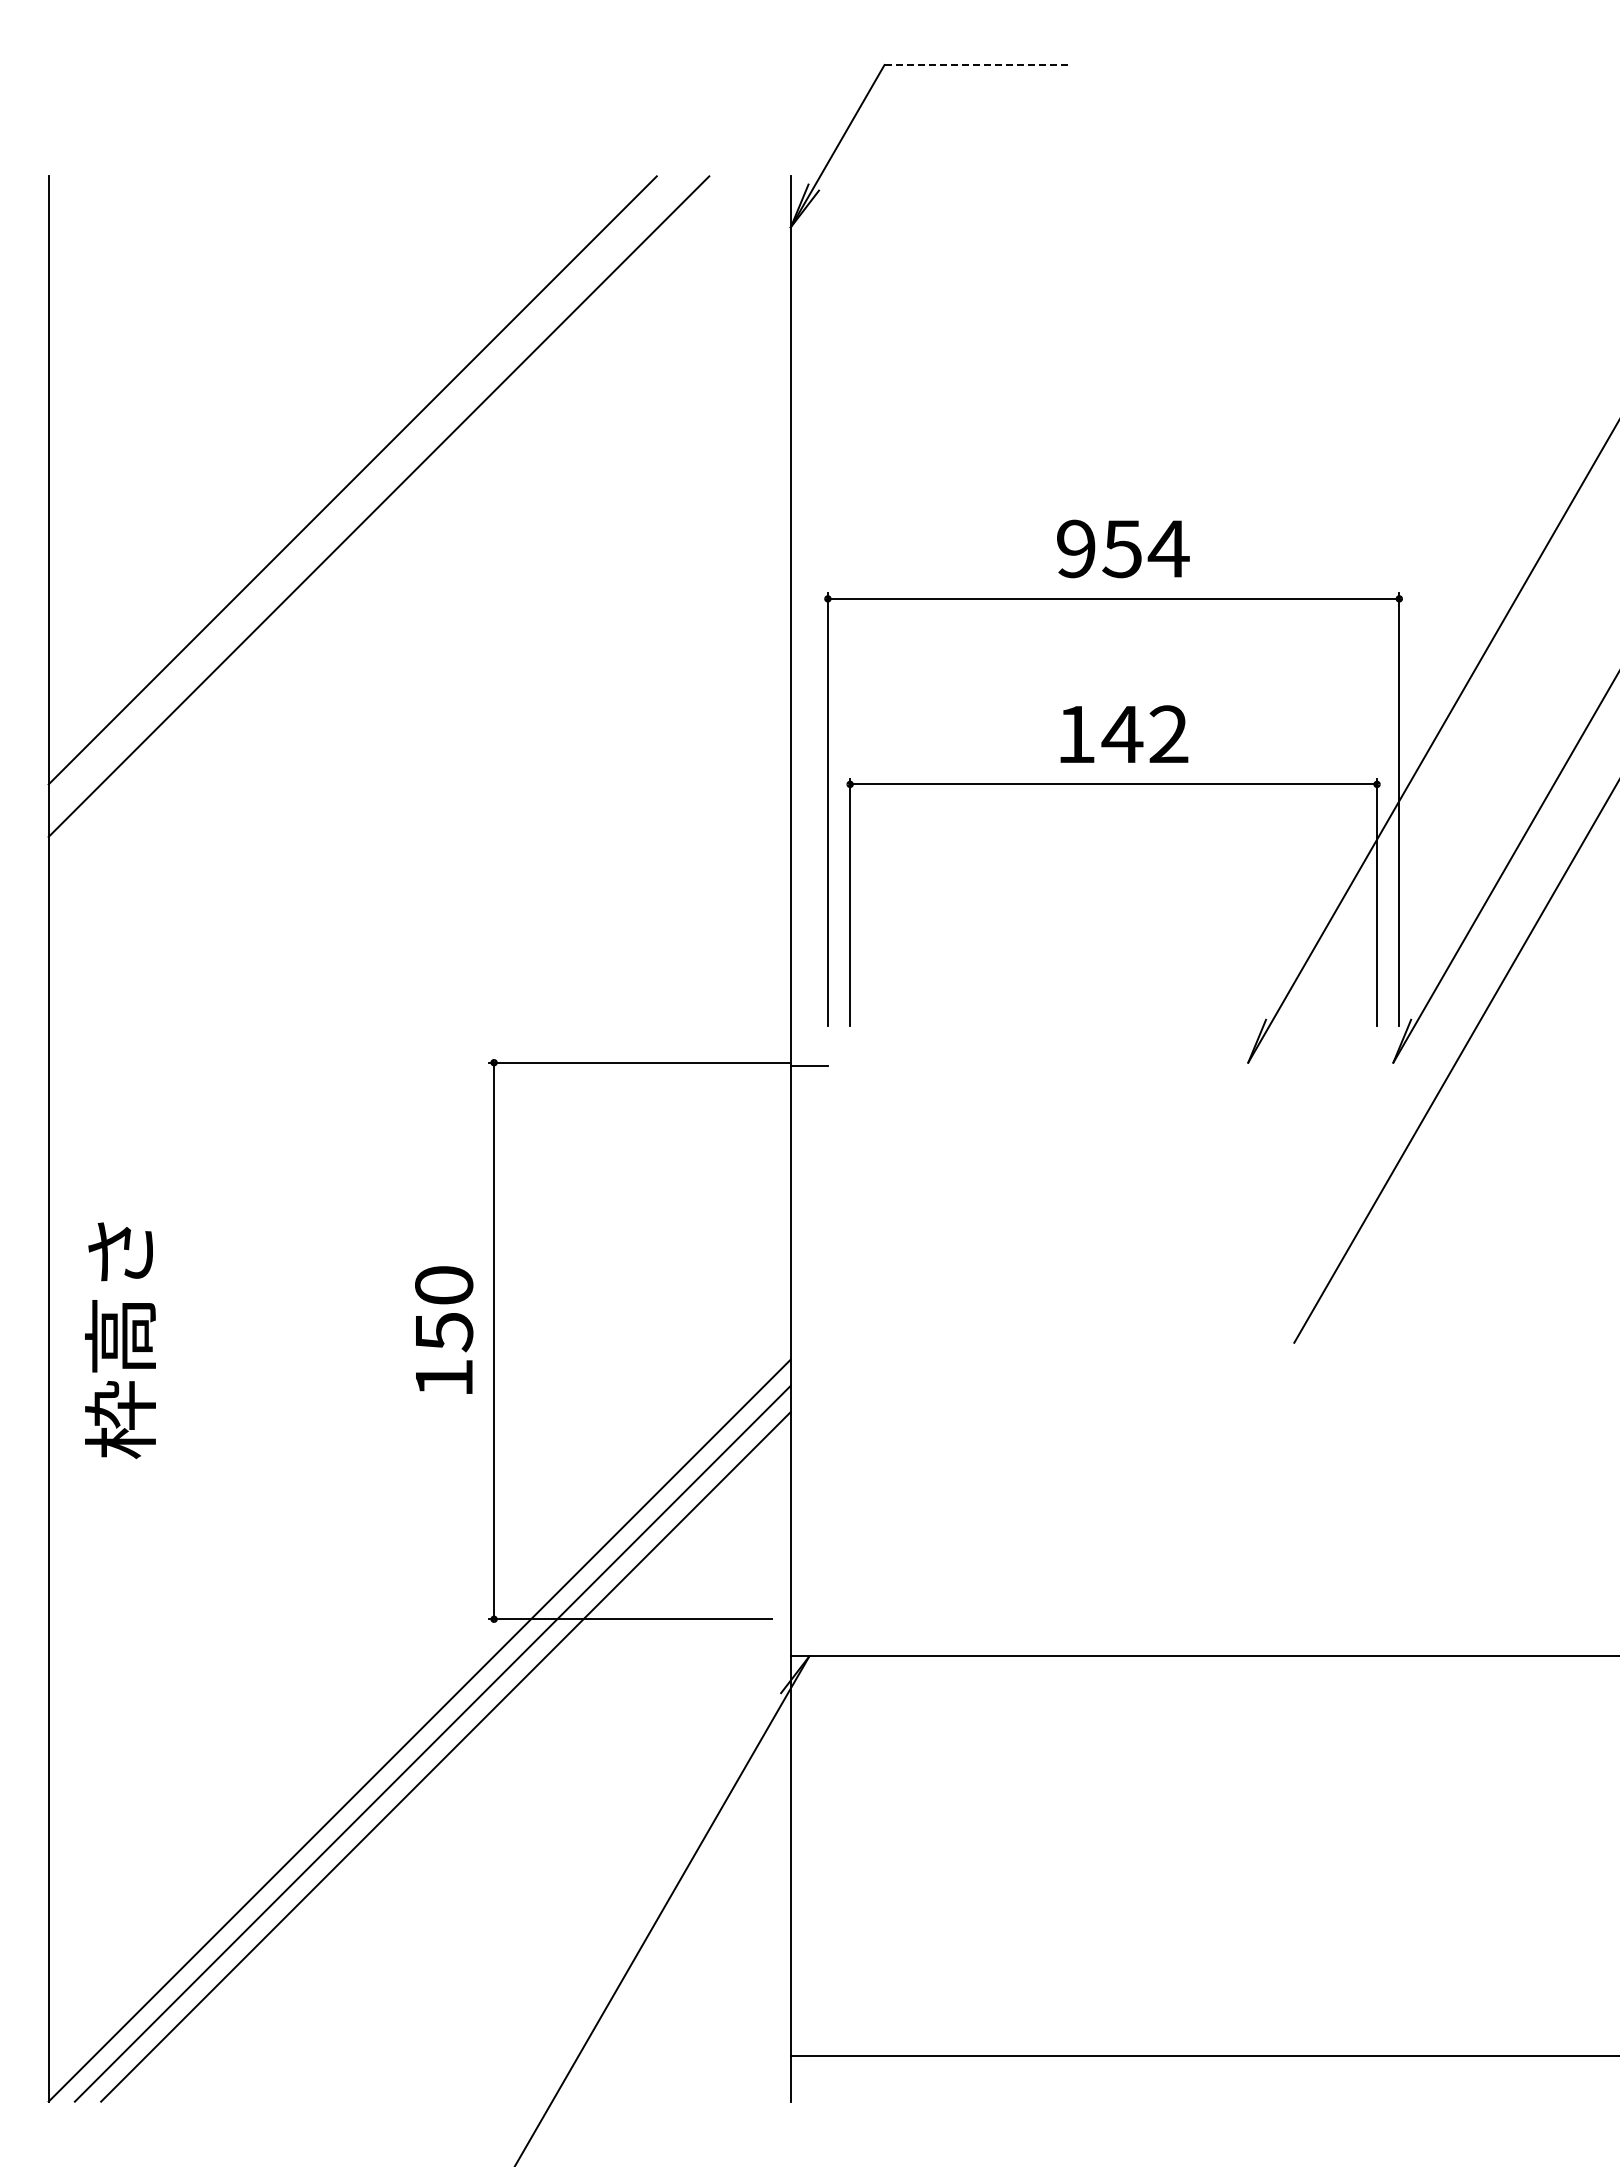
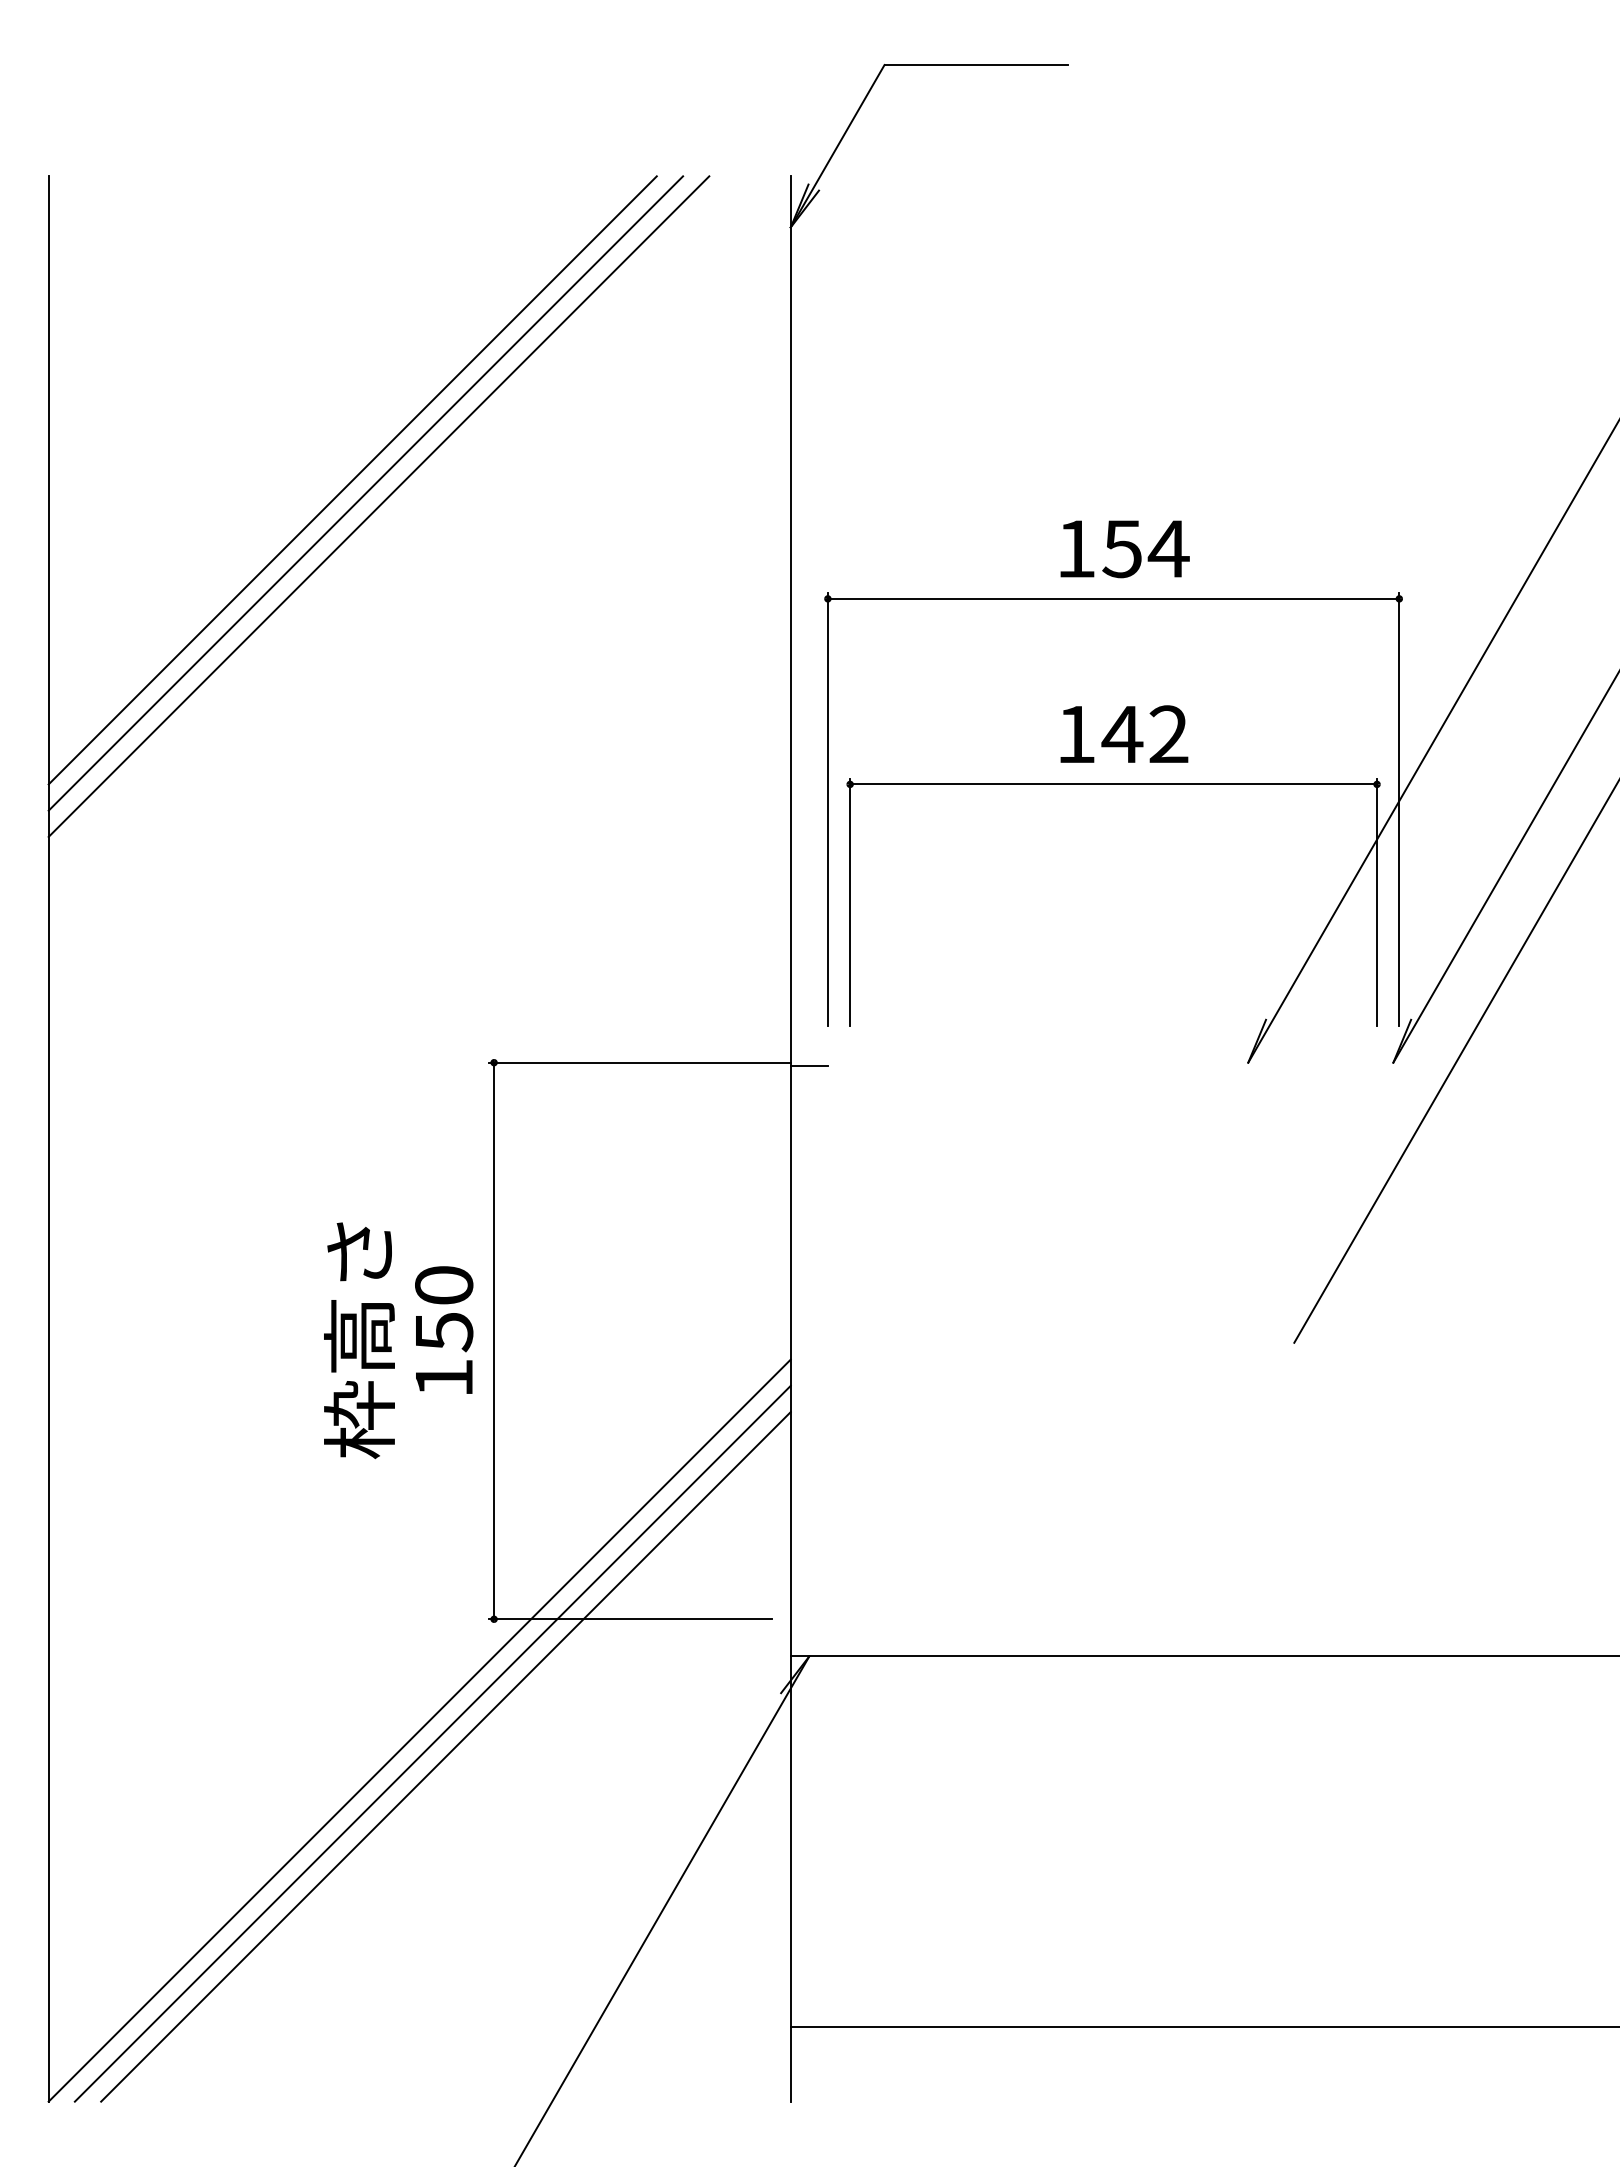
line: dashed -> solid (976, 65)
line: none -> present (365, 493)
text: 954 -> 154 (1076, 548)
text position: (120, 1340) -> (359, 1340) (359, 1340)
line position: (1203, 2056) -> (1203, 2027) (1203, 2027)
